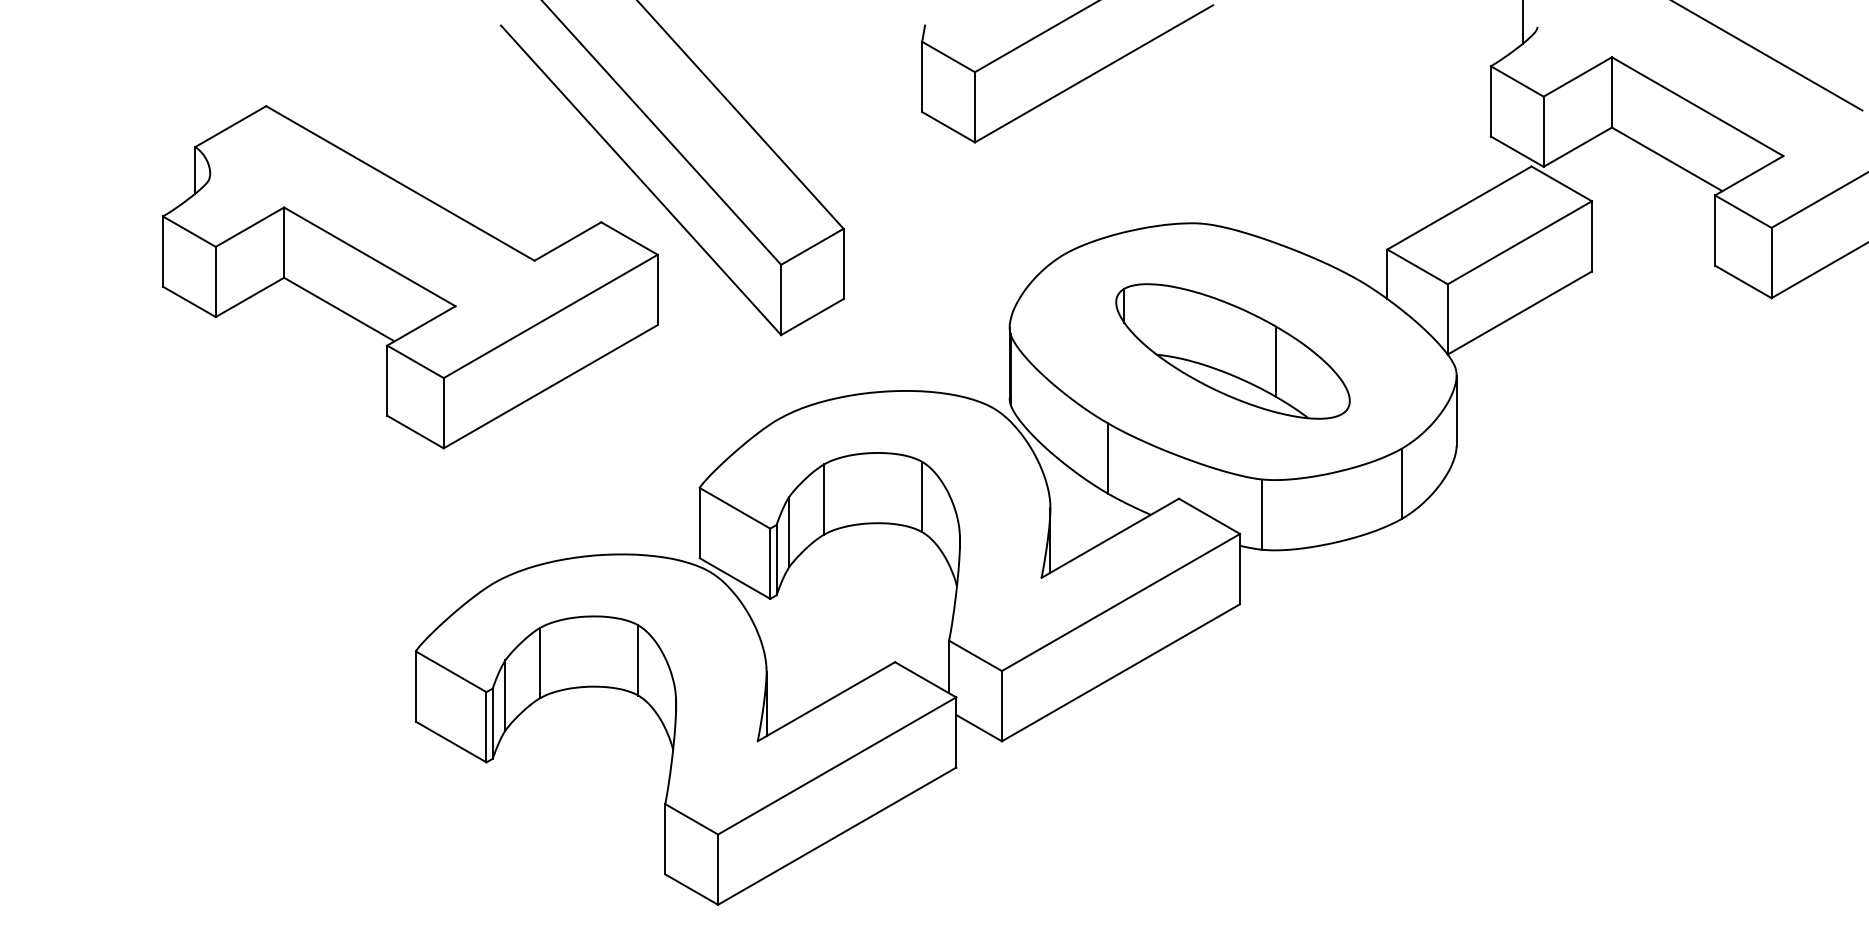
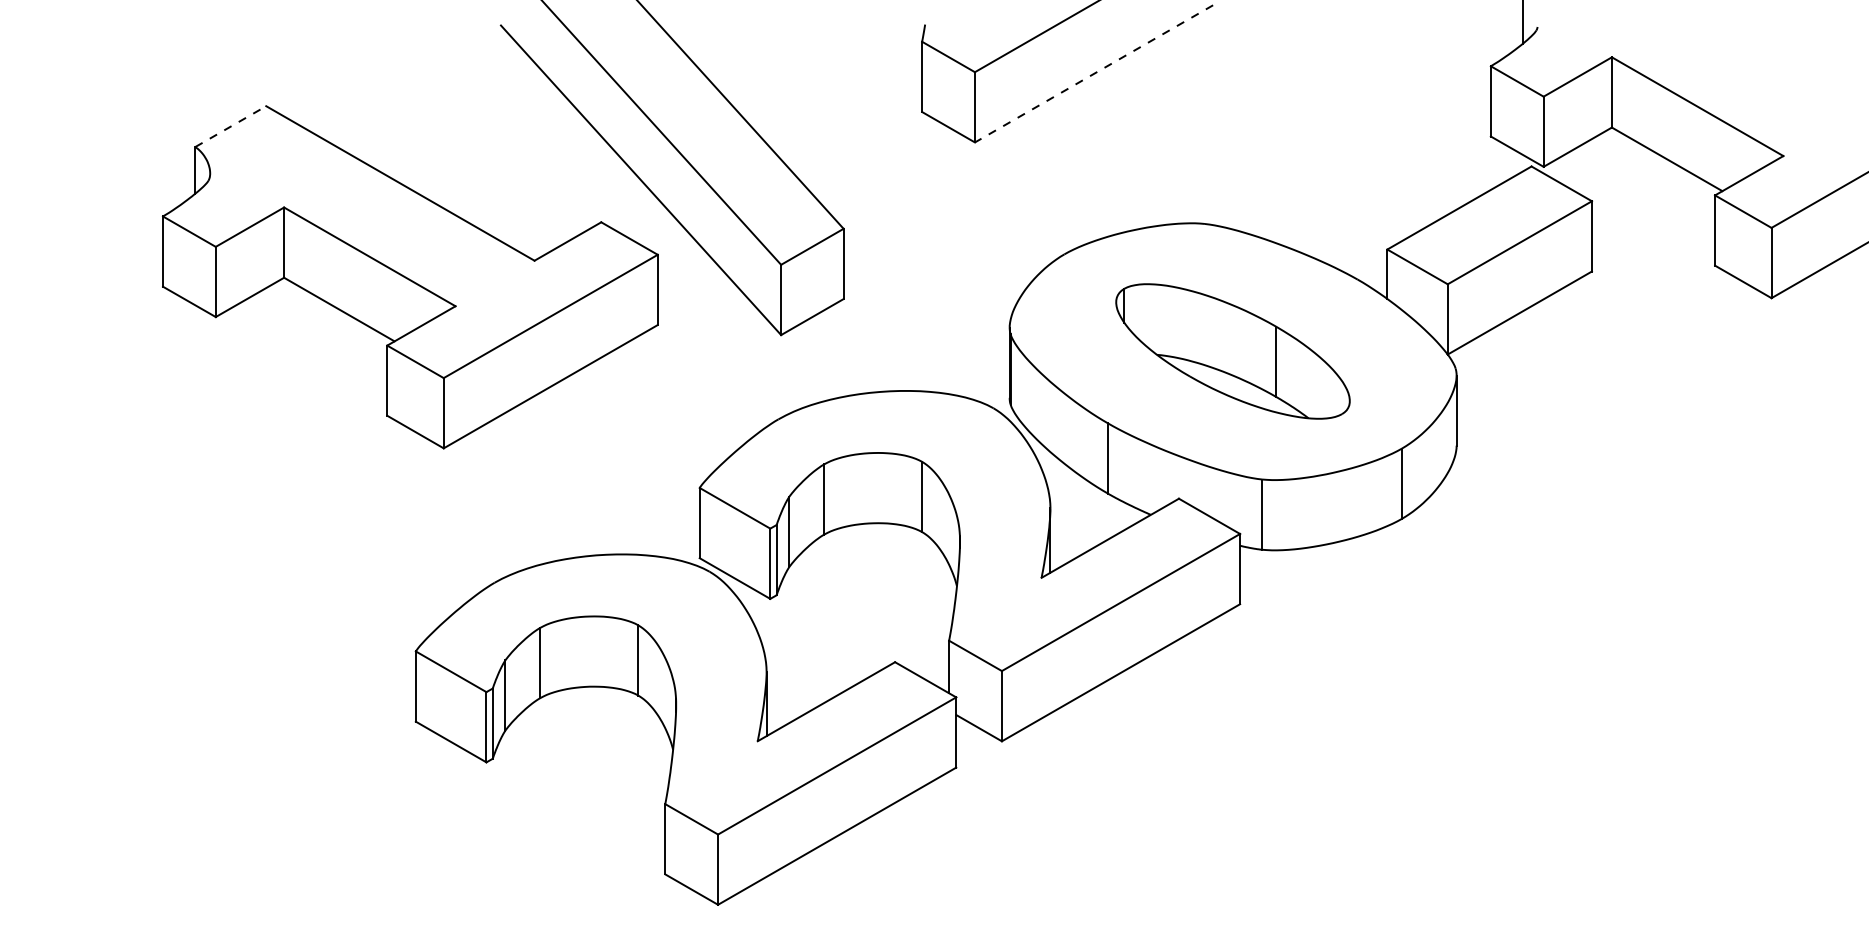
line: present -> none (1767, 56)
line: solid -> dashed (1093, 74)
line: solid -> dashed (230, 126)
